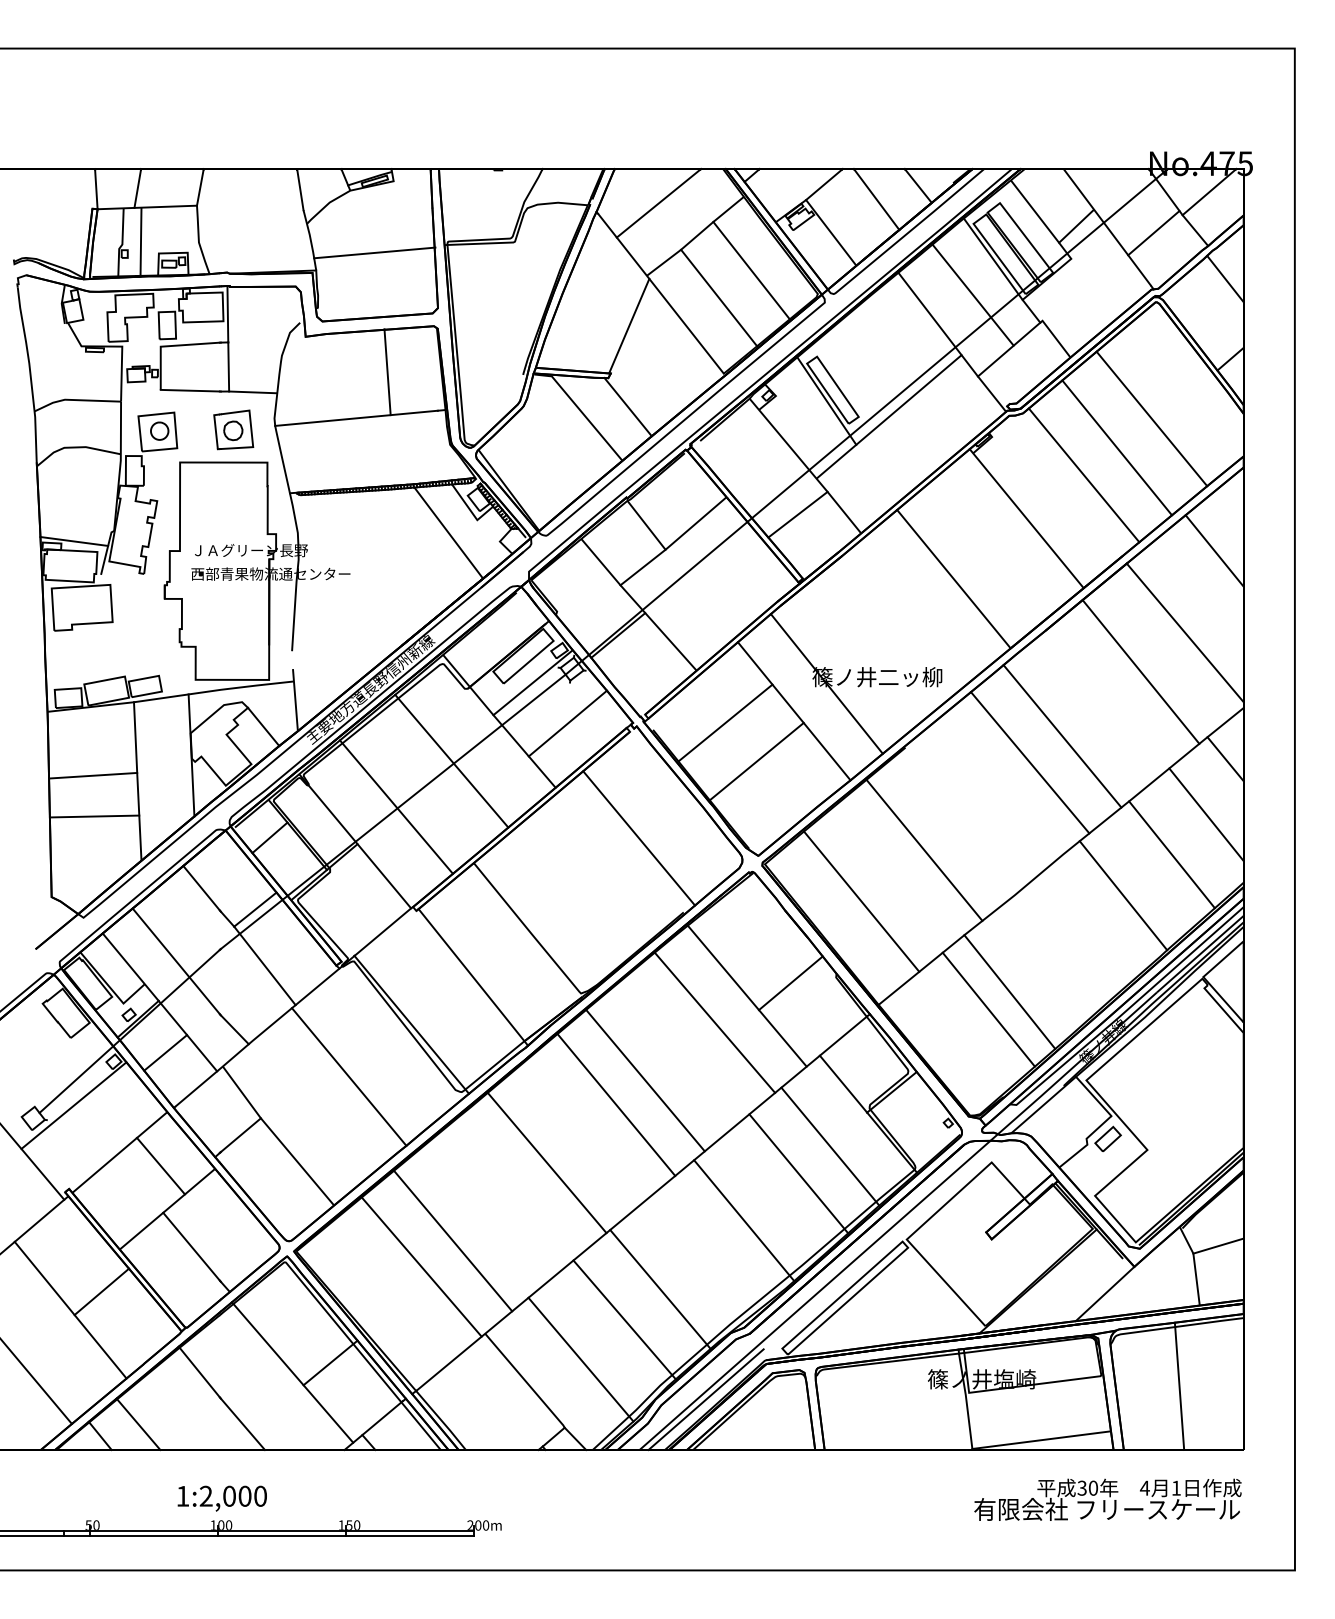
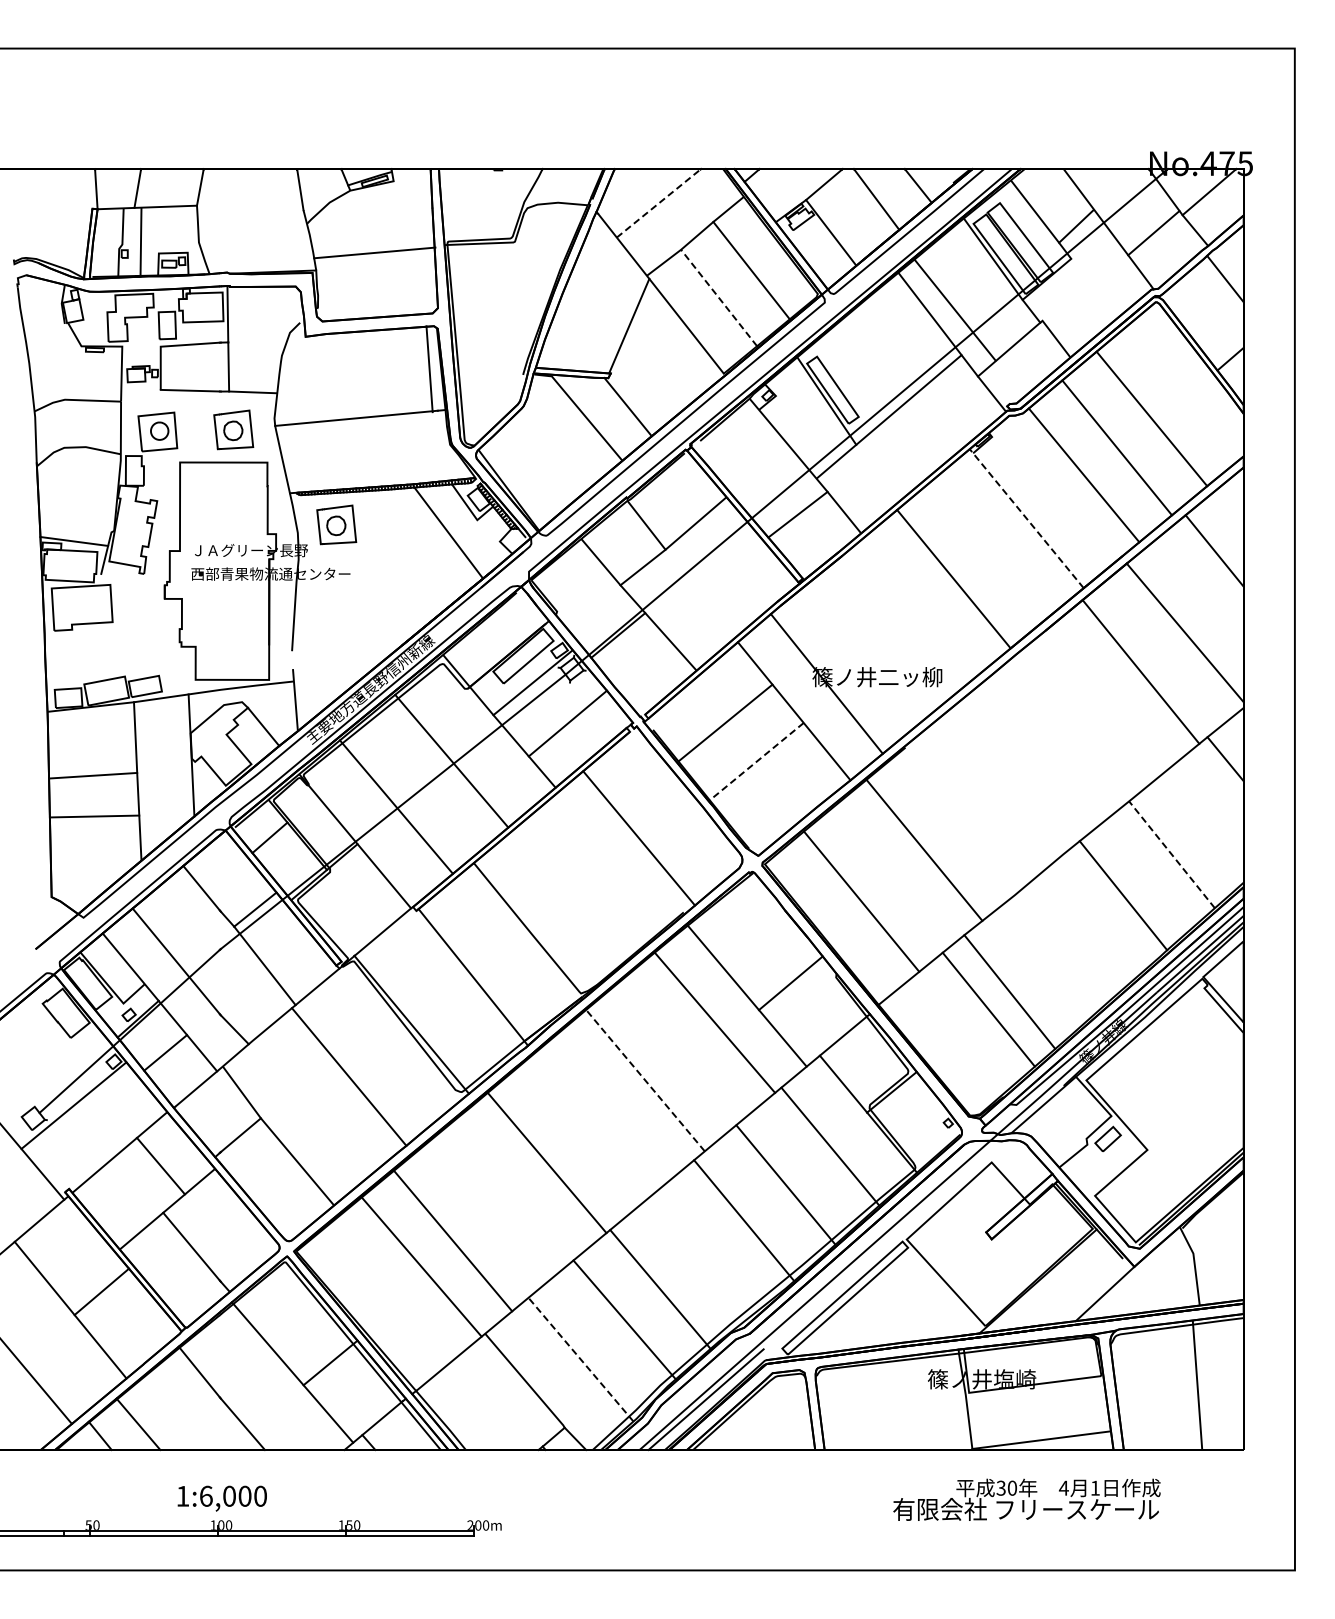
line: solid -> dashed (658, 203)
line position: (972, 294) -> (954, 309) (954, 309)
line: solid -> dashed (718, 297)
line position: (387, 372) -> (429, 369) (429, 369)
line: solid -> dashed (1026, 518)
part: none -> present (336, 524)
line: present -> none (1062, 736)
line: solid -> dashed (756, 761)
line: present -> none (1029, 762)
line: present -> none (1206, 814)
line: solid -> dashed (1172, 854)
line: solid -> dashed (645, 1080)
line: present -> none (616, 1104)
line position: (798, 1173) -> (785, 1184) (785, 1184)
line: present -> none (1218, 1245)
line: solid -> dashed (580, 1359)
line position: (1179, 1386) -> (1197, 1385) (1197, 1385)
text: 1:2,000 -> 1:6,000 (205, 1495)
text position: (1107, 1499) -> (1026, 1499) (1026, 1499)
